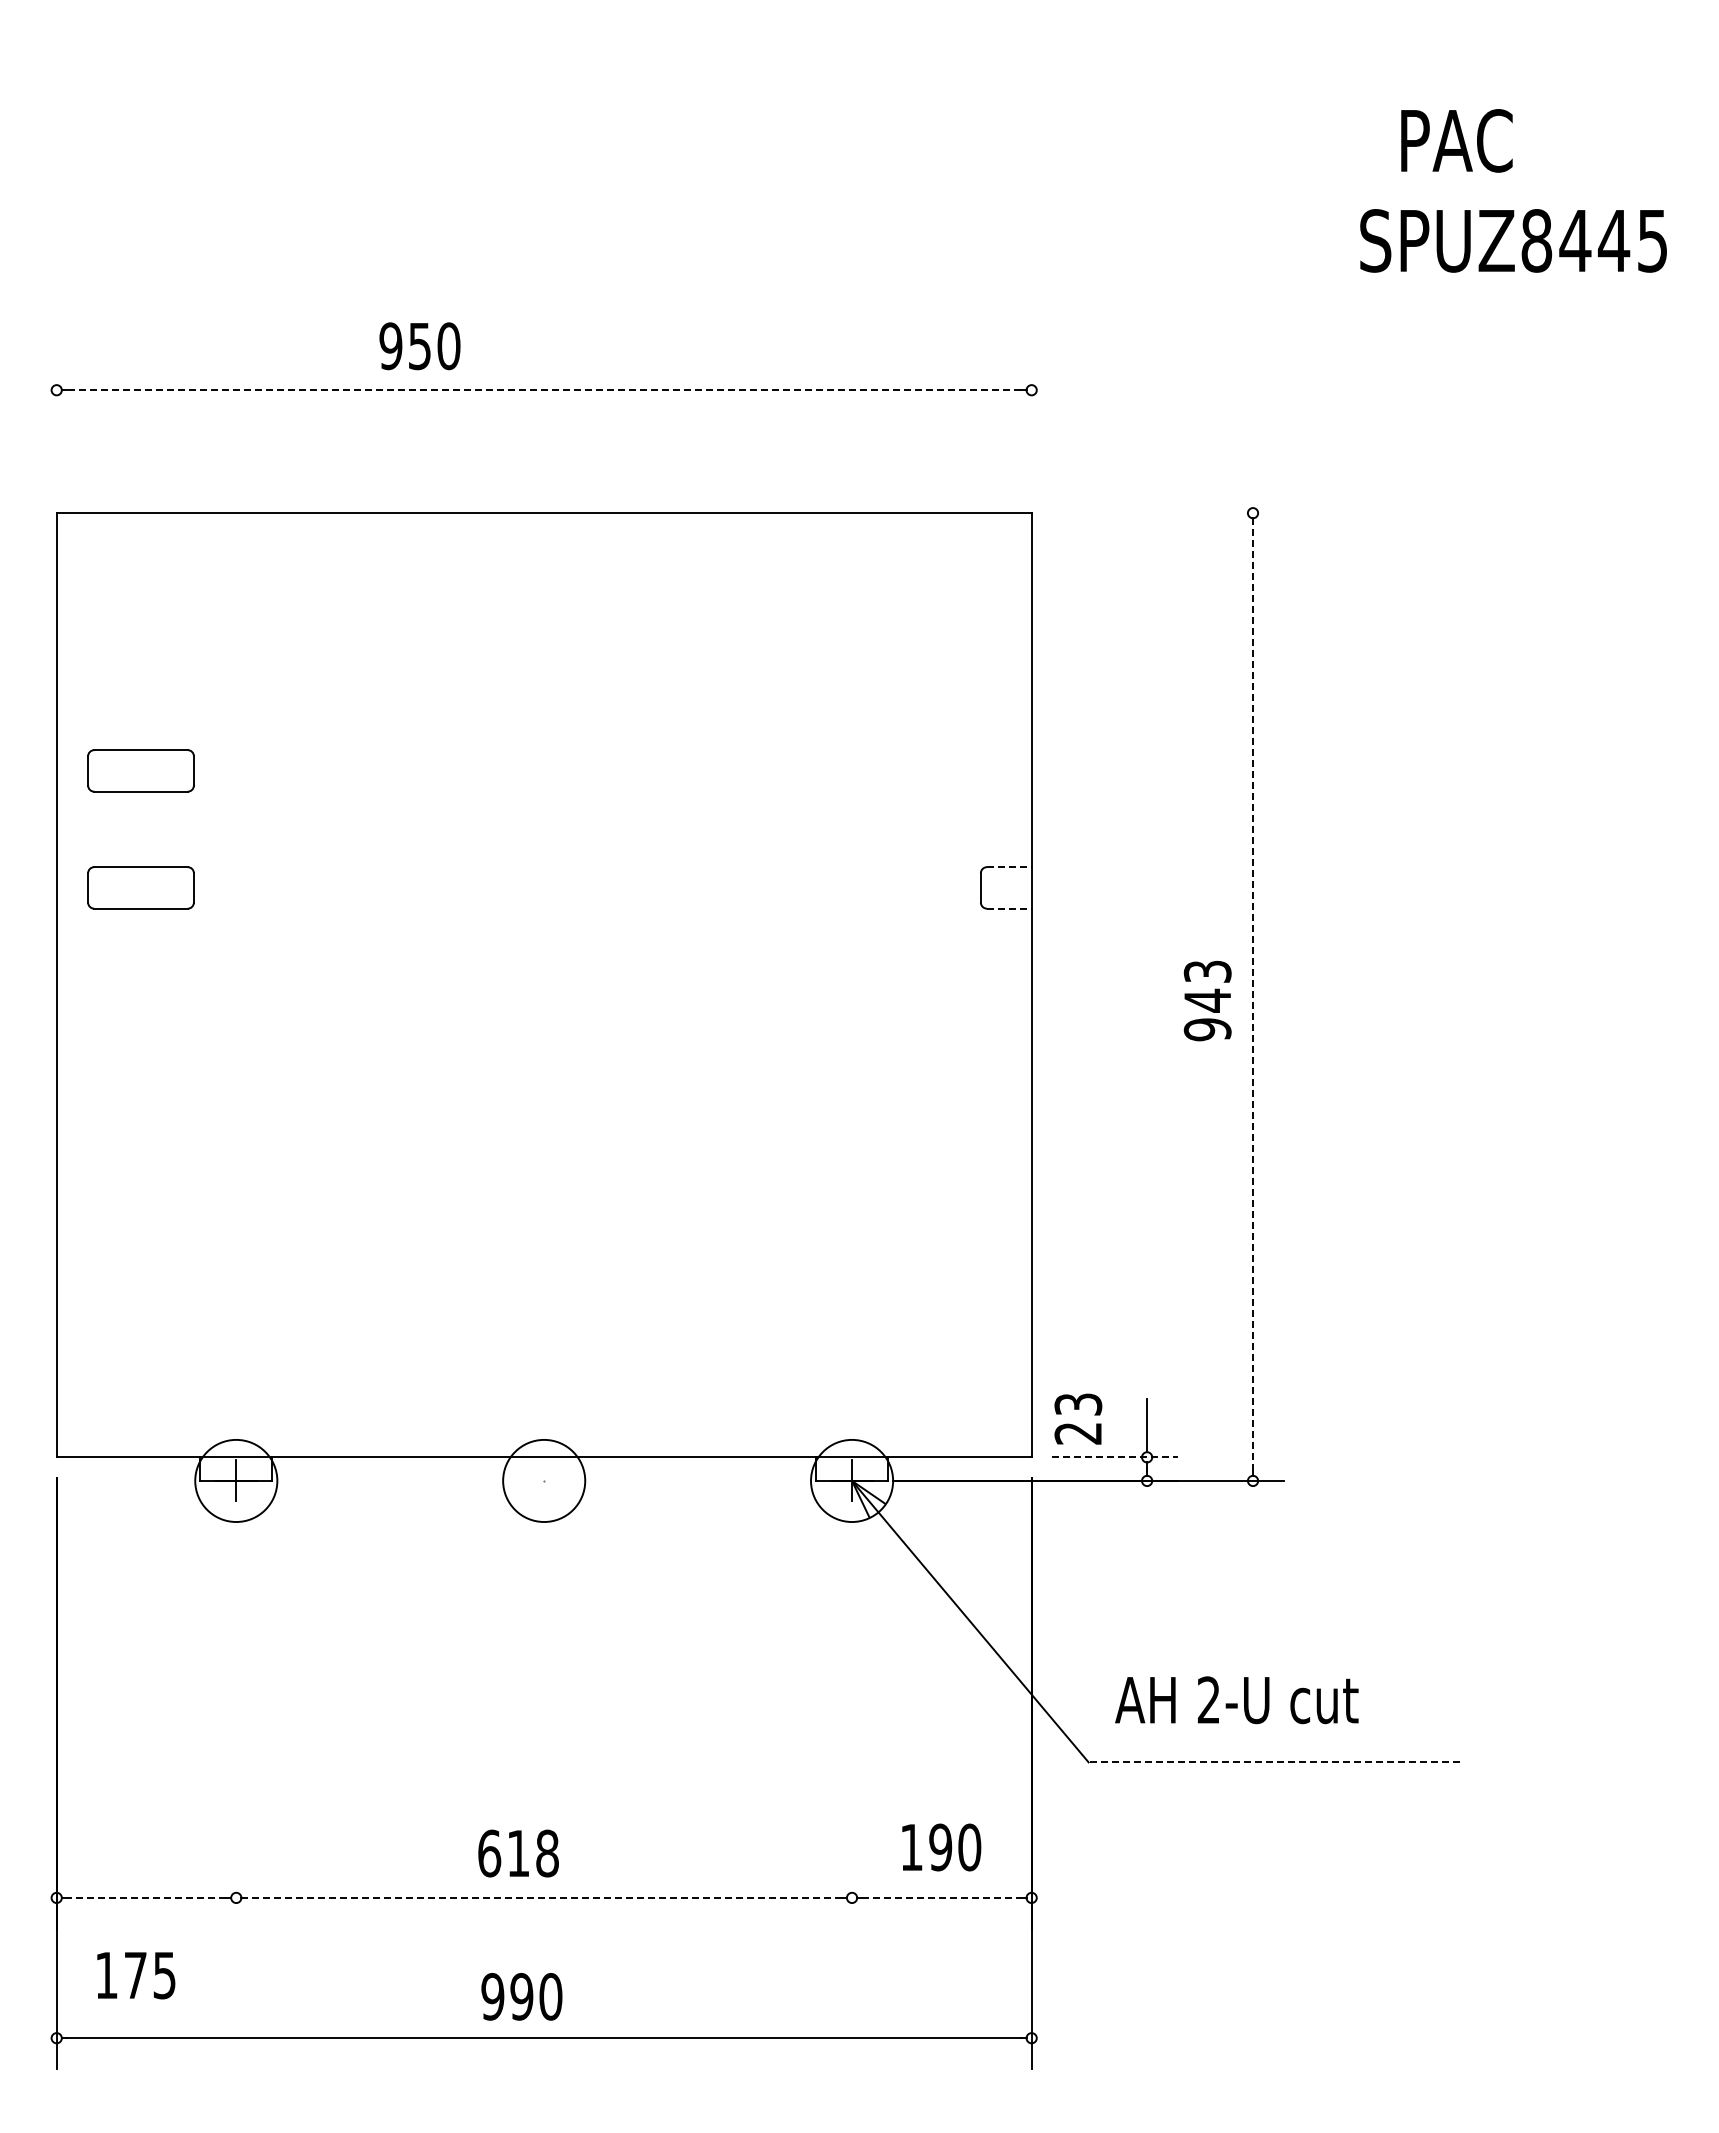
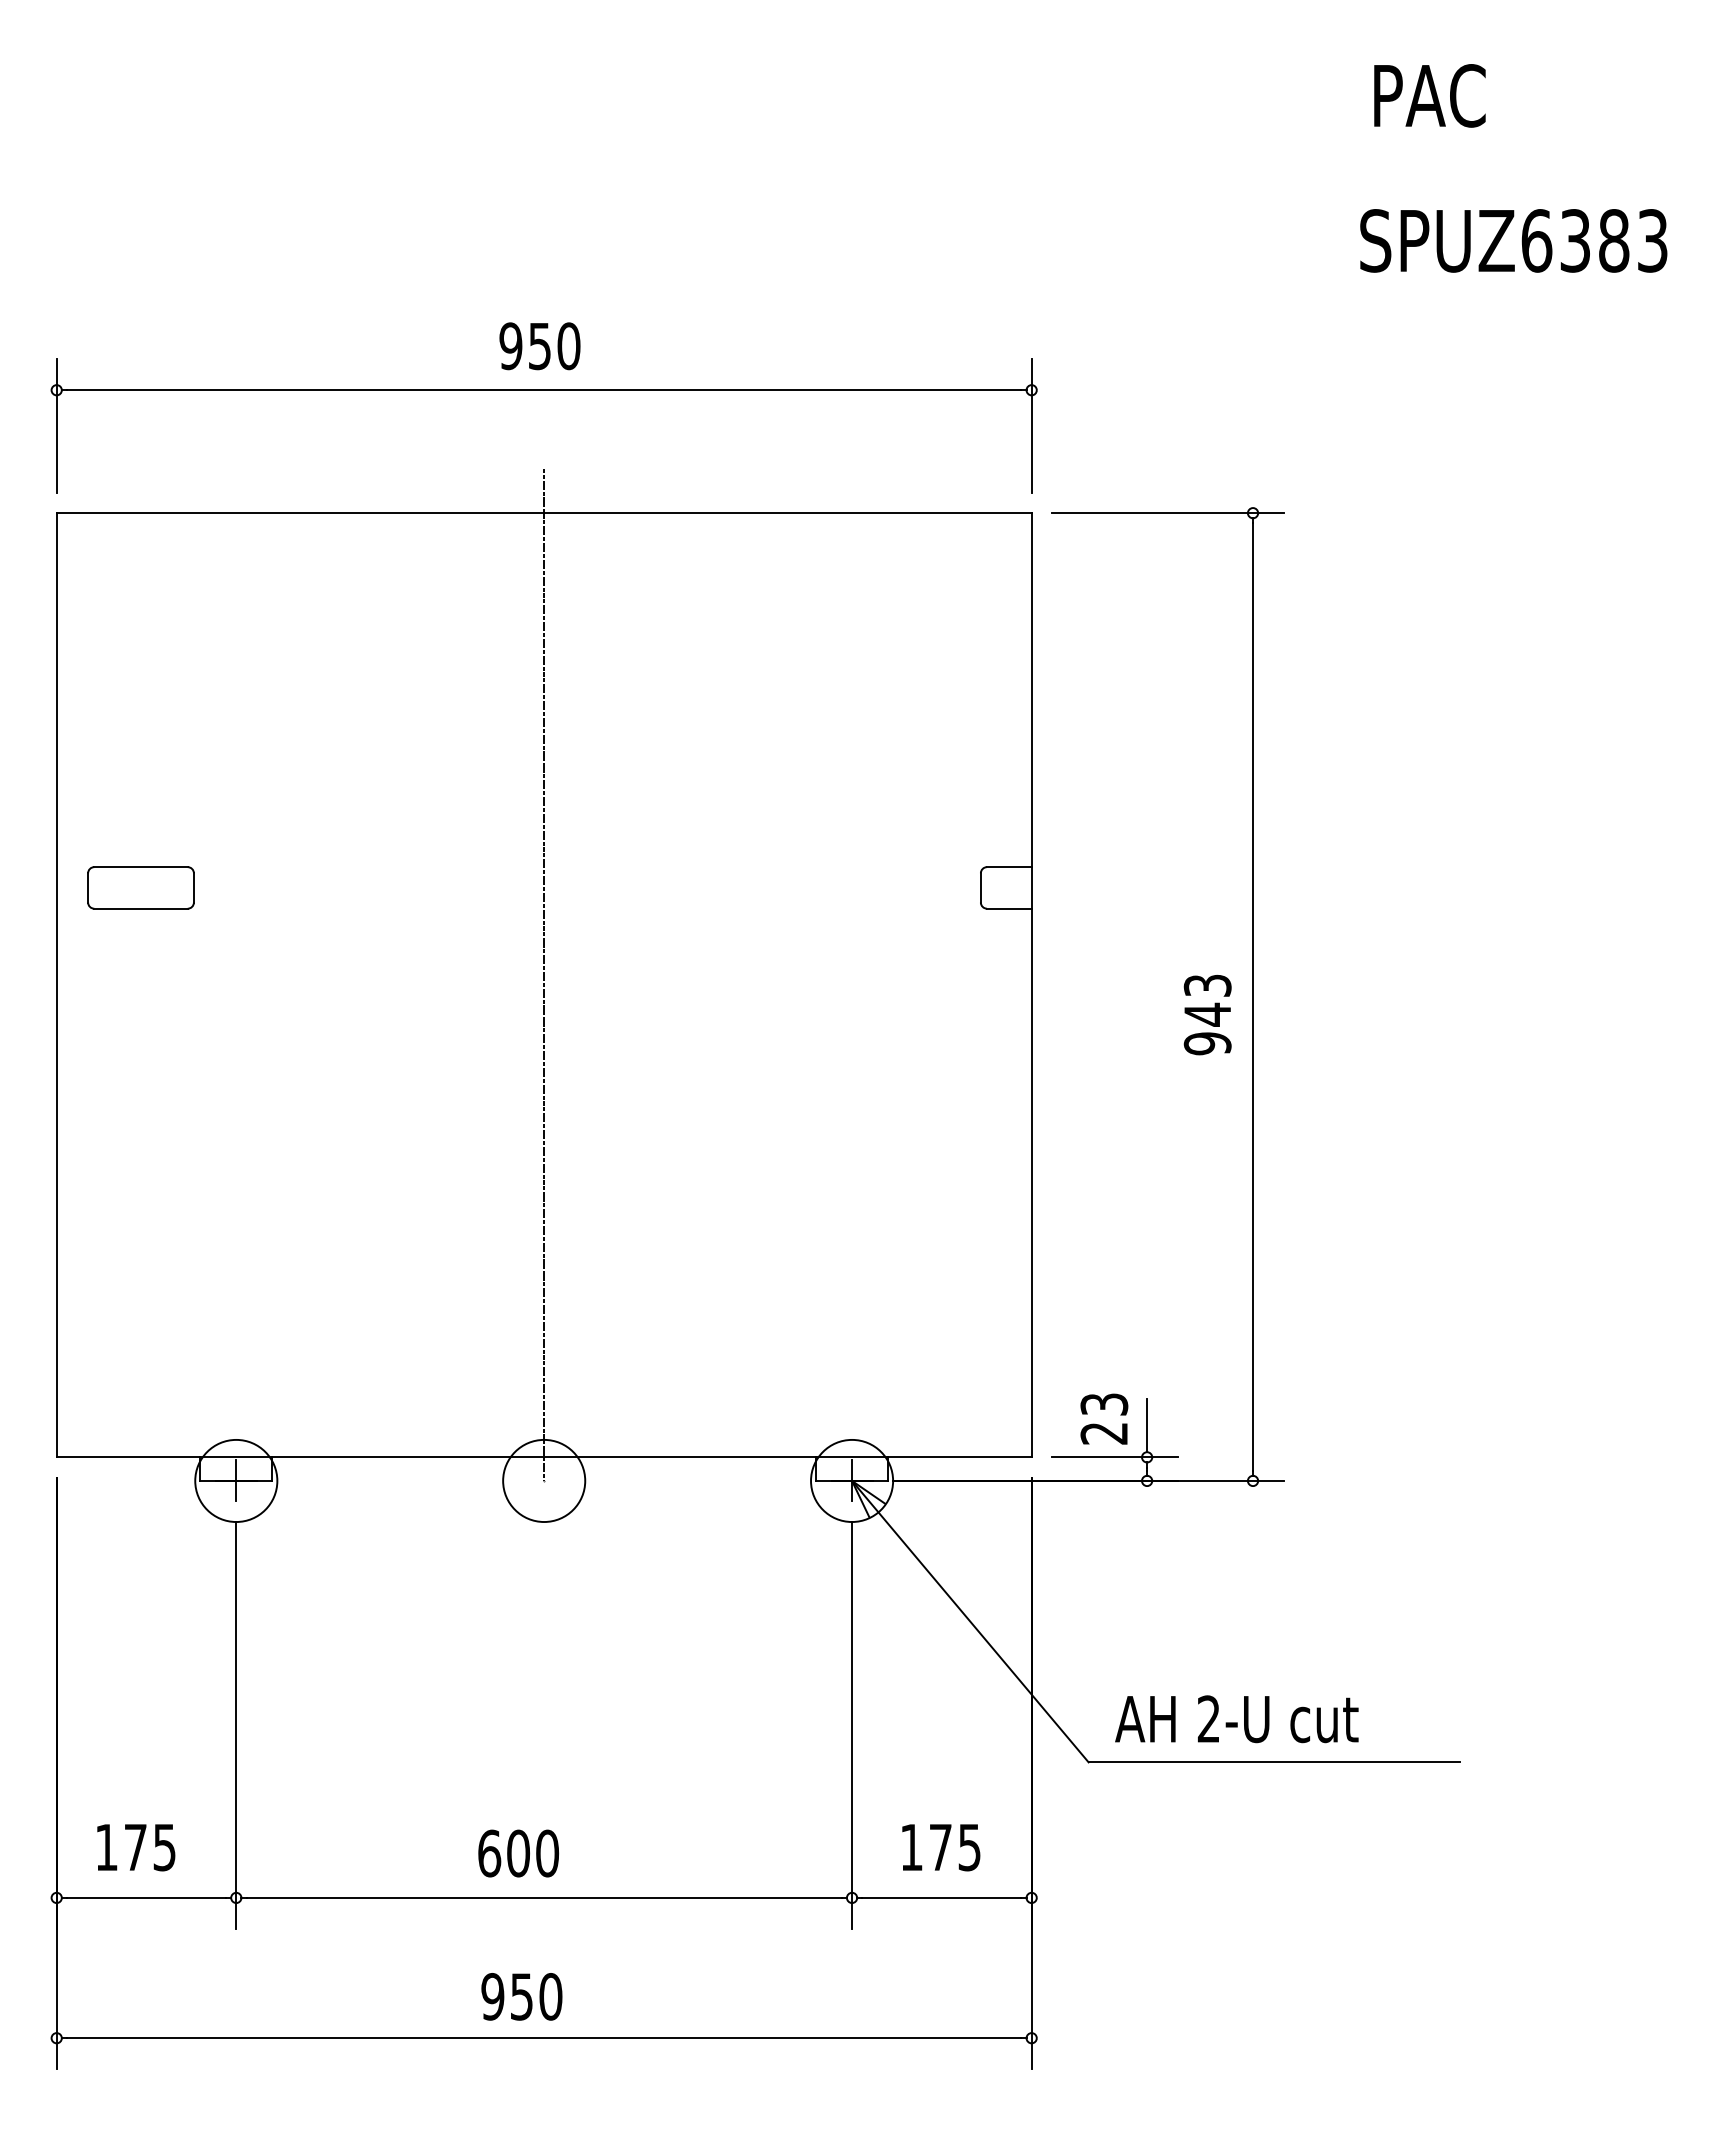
text position: (1456, 140) -> (1429, 95) (1429, 95)
text: SPUZ8445 -> SPUZ6383 (1594, 240)
text position: (419, 346) -> (539, 346) (539, 346)
line: dashed -> solid (543, 390)
line: none -> present (56, 425)
line: none -> present (1031, 425)
line: none -> present (1167, 513)
part: present -> none (140, 770)
line: dashed -> solid (1009, 867)
line: dashed -> solid (1009, 908)
line: none -> present (544, 974)
line: dashed -> solid (1253, 997)
text position: (1207, 1001) -> (1207, 1015) (1207, 1015)
text position: (1078, 1418) -> (1104, 1418) (1104, 1418)
line: dashed -> solid (1115, 1457)
text position: (1236, 1700) -> (1236, 1719) (1236, 1719)
line: none -> present (236, 1725)
line: none -> present (852, 1725)
line: dashed -> solid (1274, 1762)
text: 190 -> 175 (955, 1847)
text: 618 -> 600 (533, 1853)
line: dashed -> solid (146, 1897)
line: dashed -> solid (544, 1897)
line: dashed -> solid (941, 1897)
text position: (136, 1975) -> (136, 1847) (136, 1847)
text: 990 -> 950 (521, 1996)
